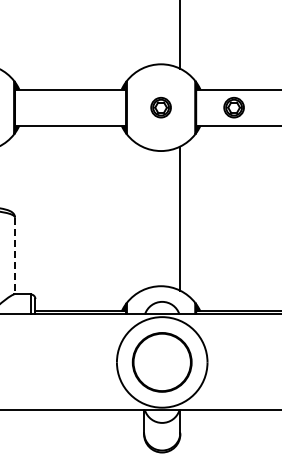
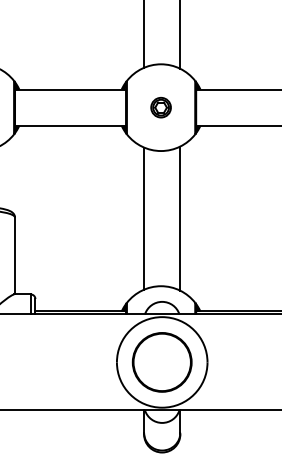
line: none -> present (144, 34)
part: present -> none (233, 107)
line: none -> present (144, 218)
line: dashed -> solid (15, 256)
